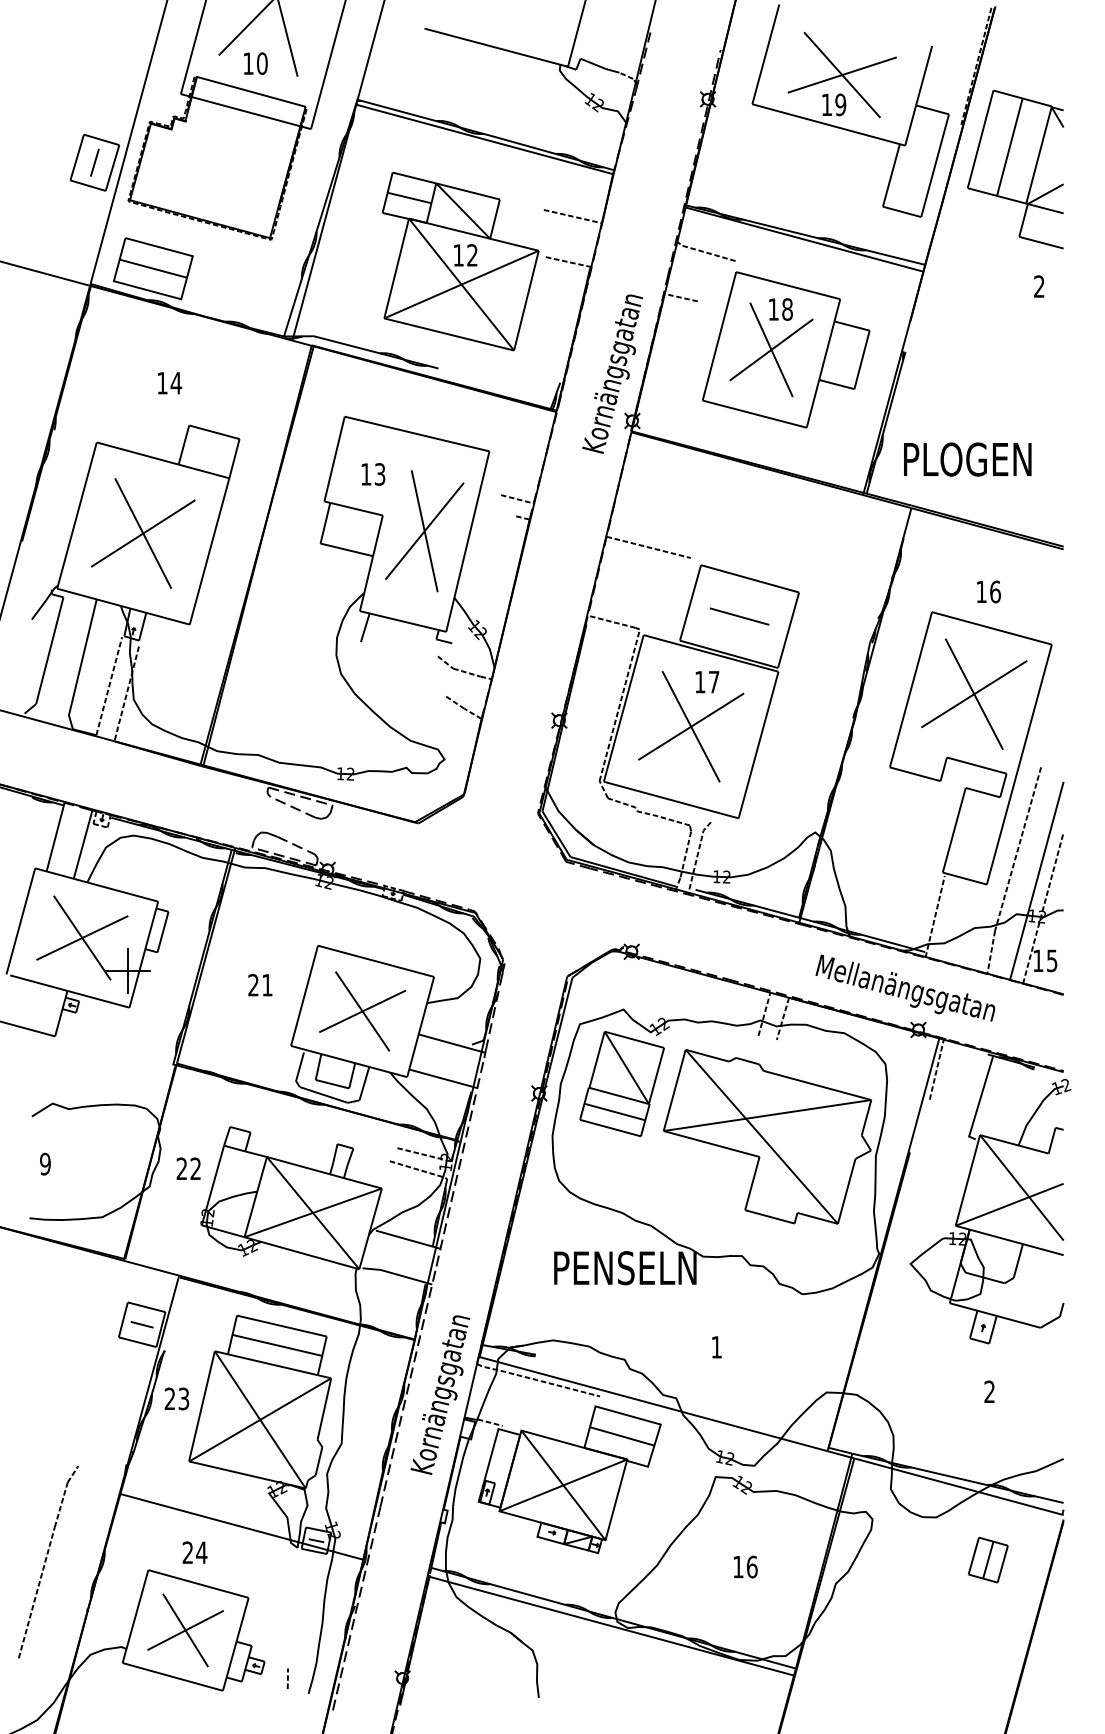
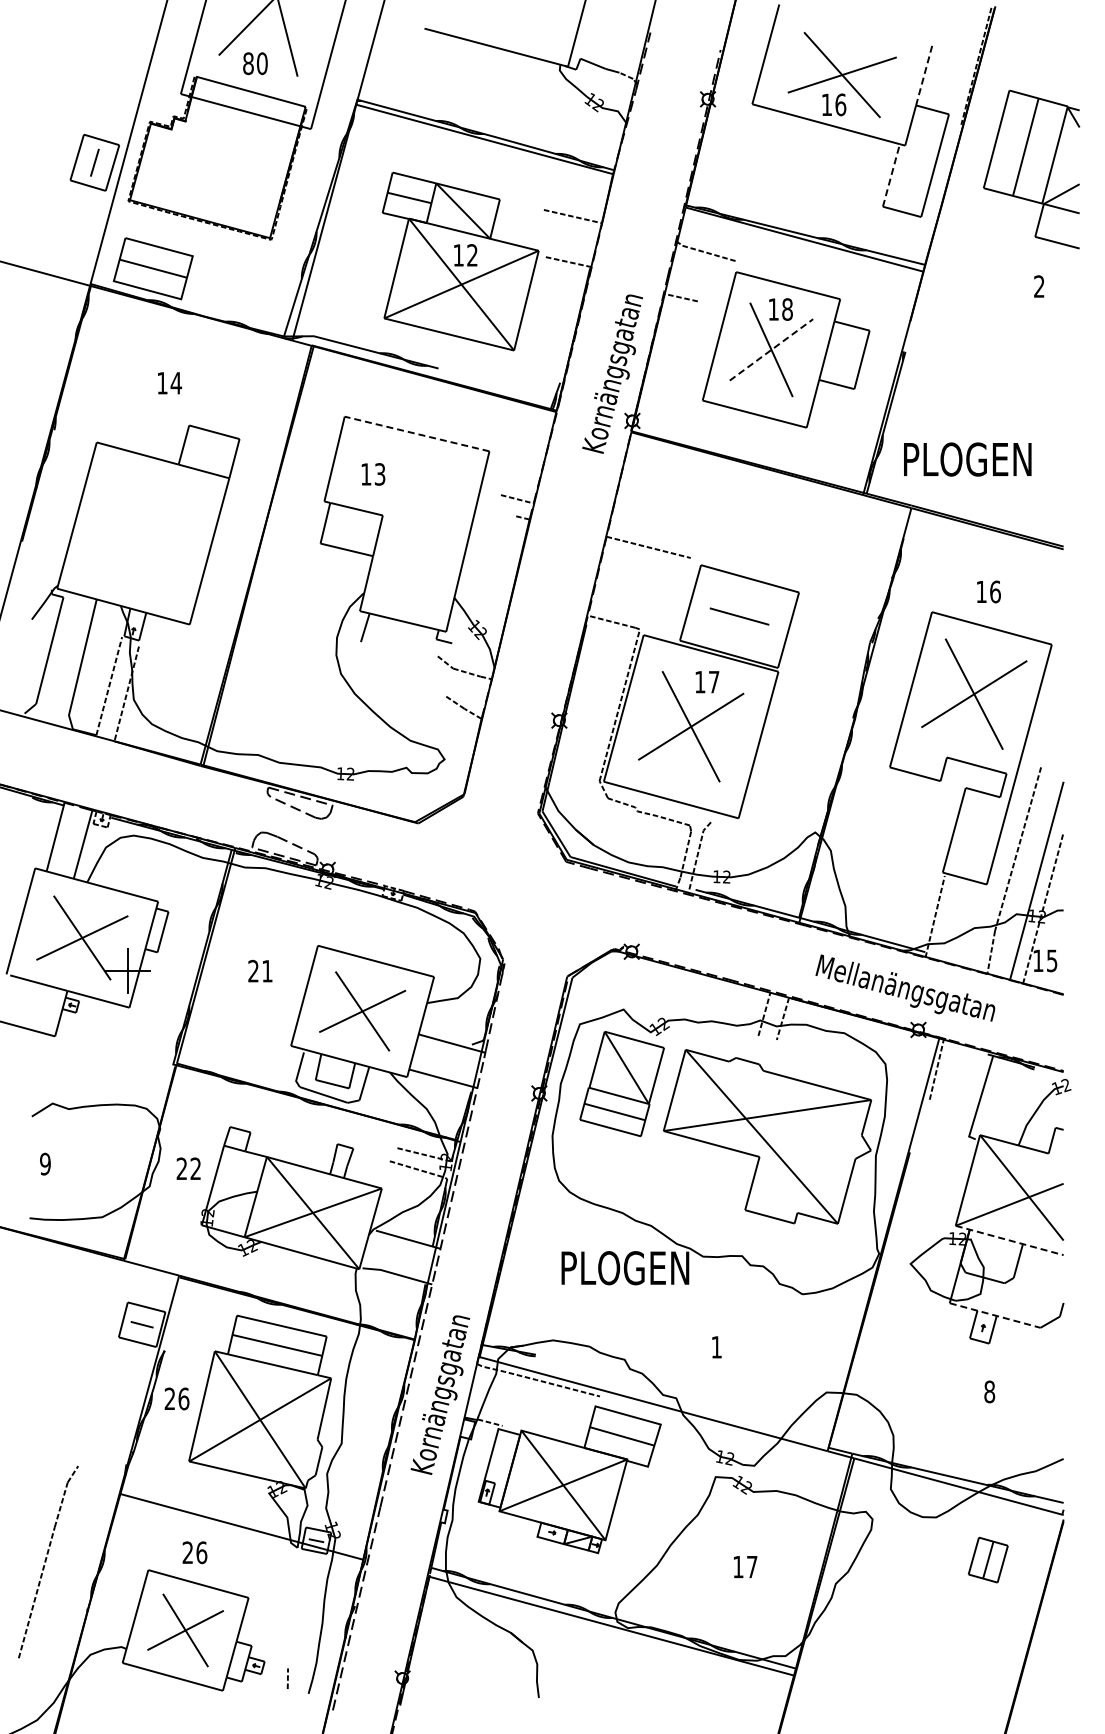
text: 10 -> 80 (248, 63)
line: solid -> dashed (924, 75)
text: 19 -> 16 (840, 104)
part position: (1015, 169) -> (1031, 169) (1031, 169)
line: solid -> dashed (891, 174)
line: solid -> dashed (771, 349)
line: solid -> dashed (416, 433)
part: present -> none (424, 531)
part: present -> none (142, 533)
text position: (260, 984) -> (260, 970) (260, 970)
line: solid -> dashed (1009, 1240)
text: PENSELN -> PLOGEN (625, 1268)
line: solid -> dashed (995, 1315)
text: 2 -> 8 (989, 1391)
text: 23 -> 26 (183, 1398)
text: 24 -> 26 (201, 1552)
text: 16 -> 17 (752, 1566)
